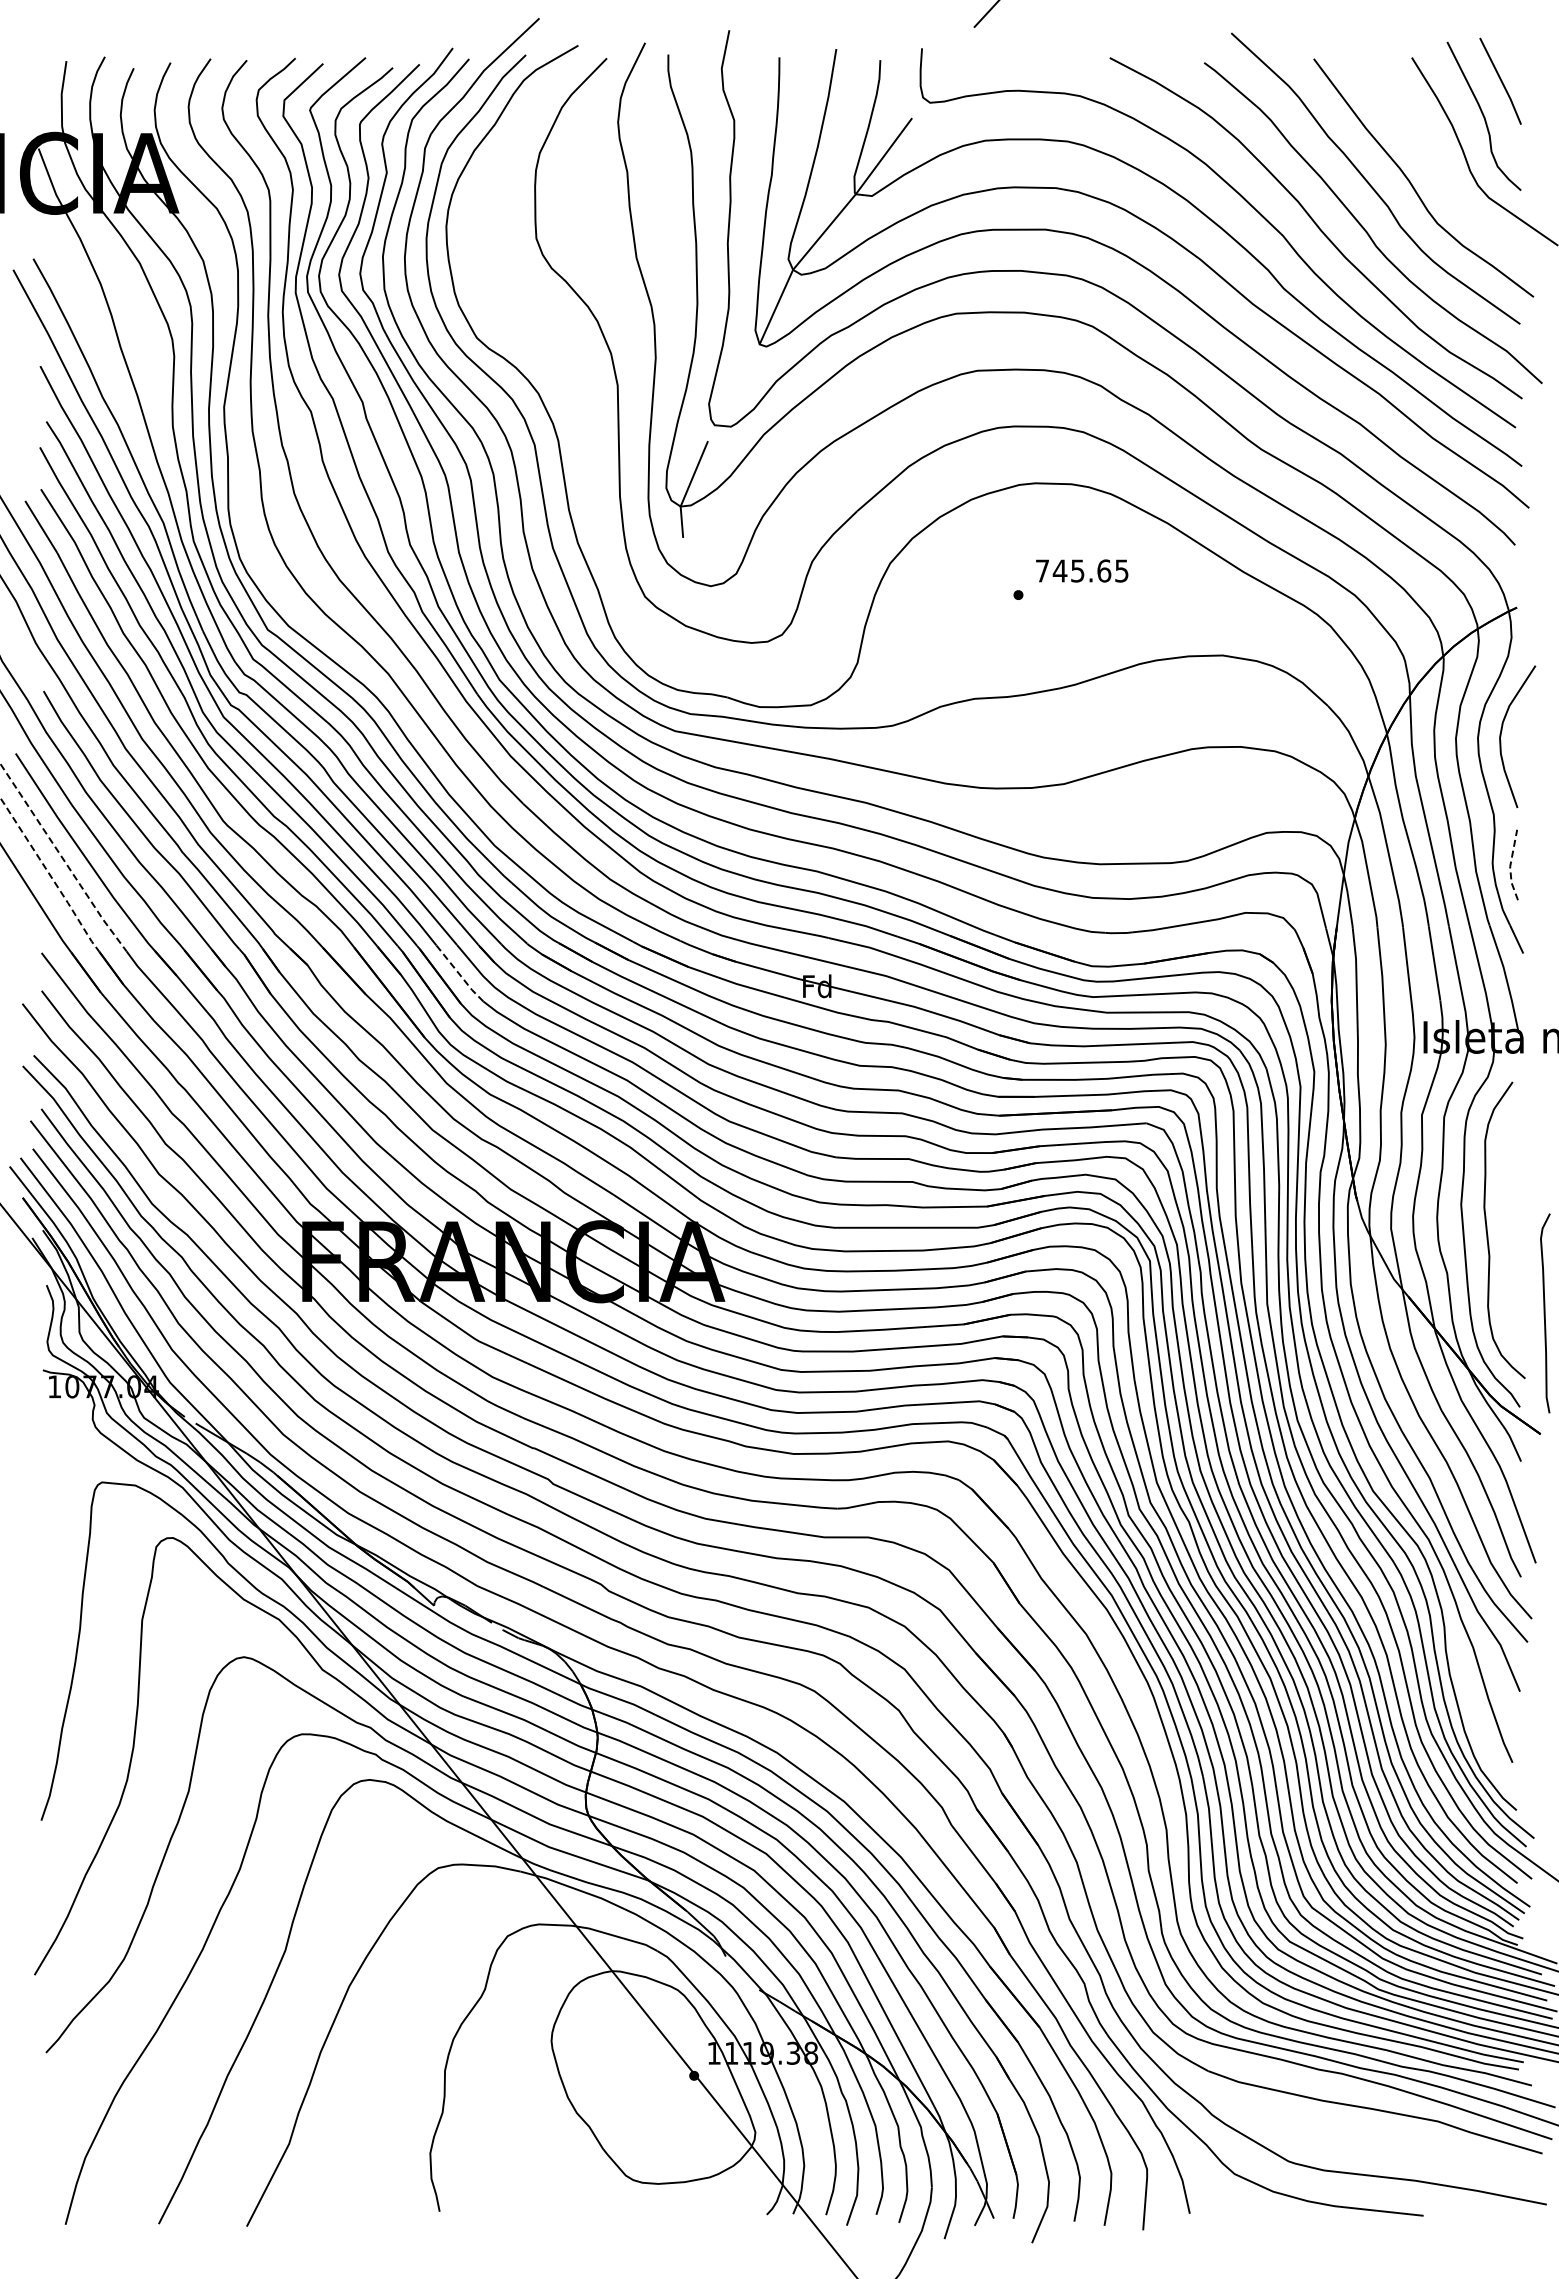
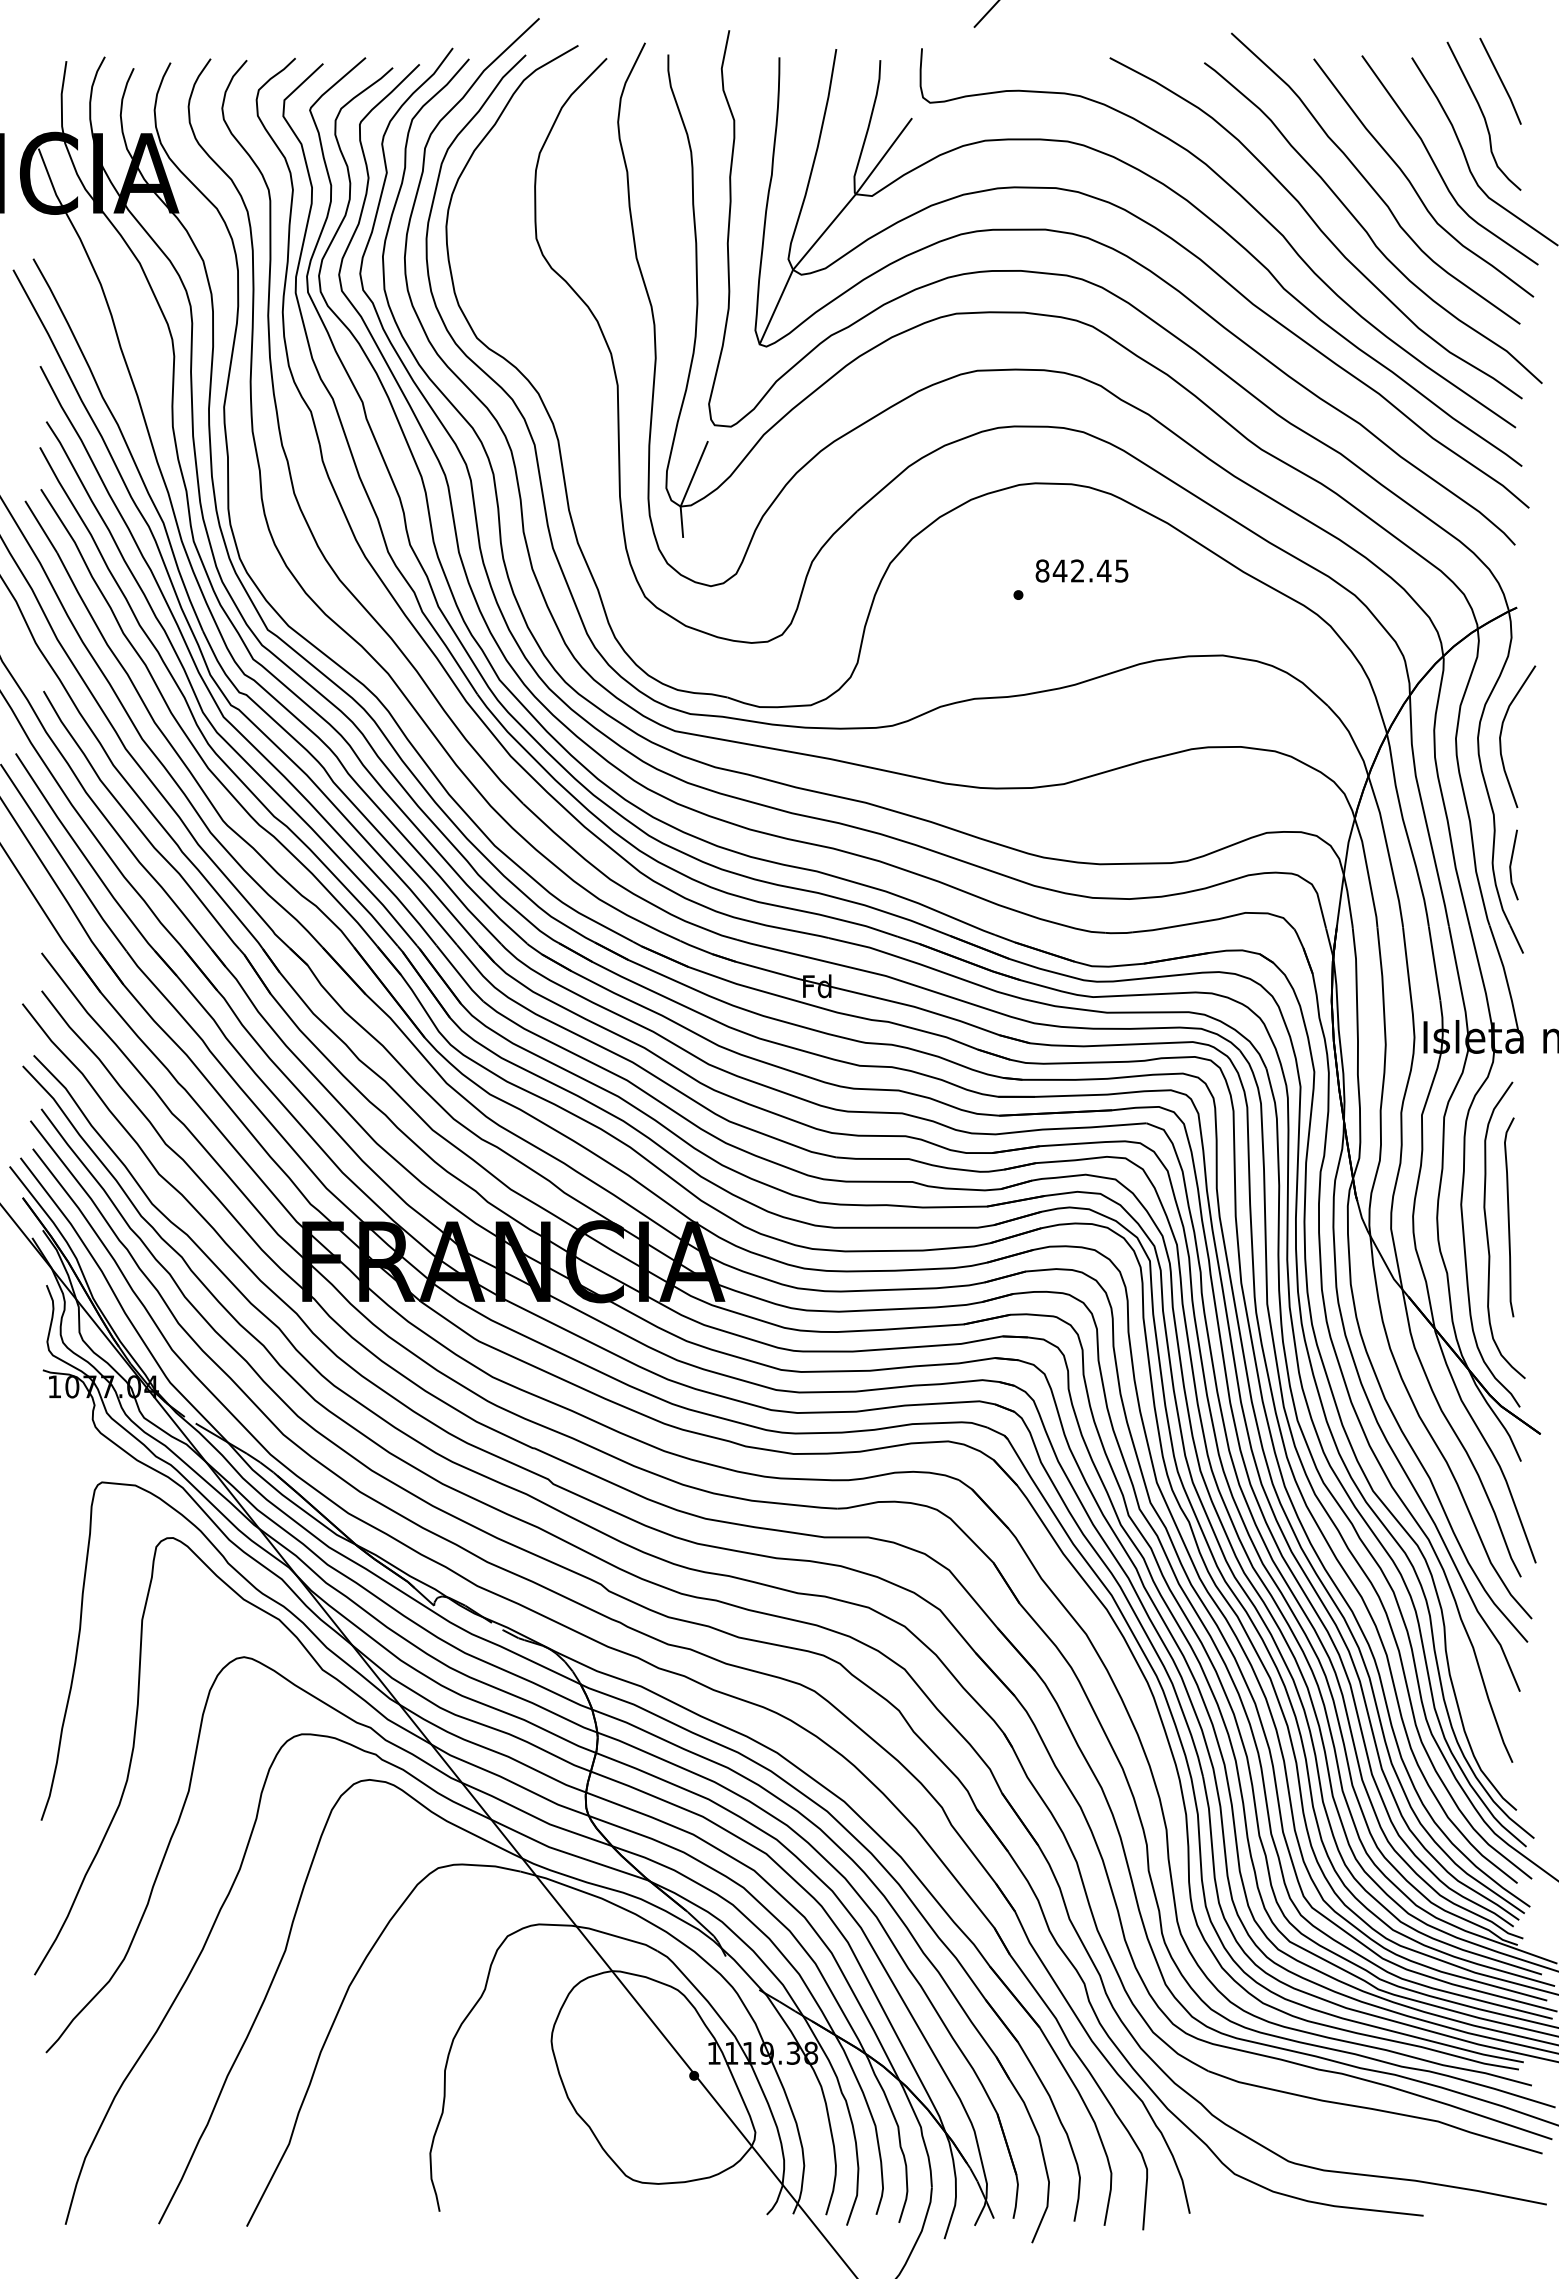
curve: none -> present (1437, 167)
text: 745.65 -> 842.45 (1073, 570)
line: dashed -> solid (63, 858)
line: dashed -> solid (1510, 865)
line: dashed -> solid (50, 876)
line: dashed -> solid (459, 974)
curve position: (1545, 1313) -> (1509, 1217) (1509, 1217)
